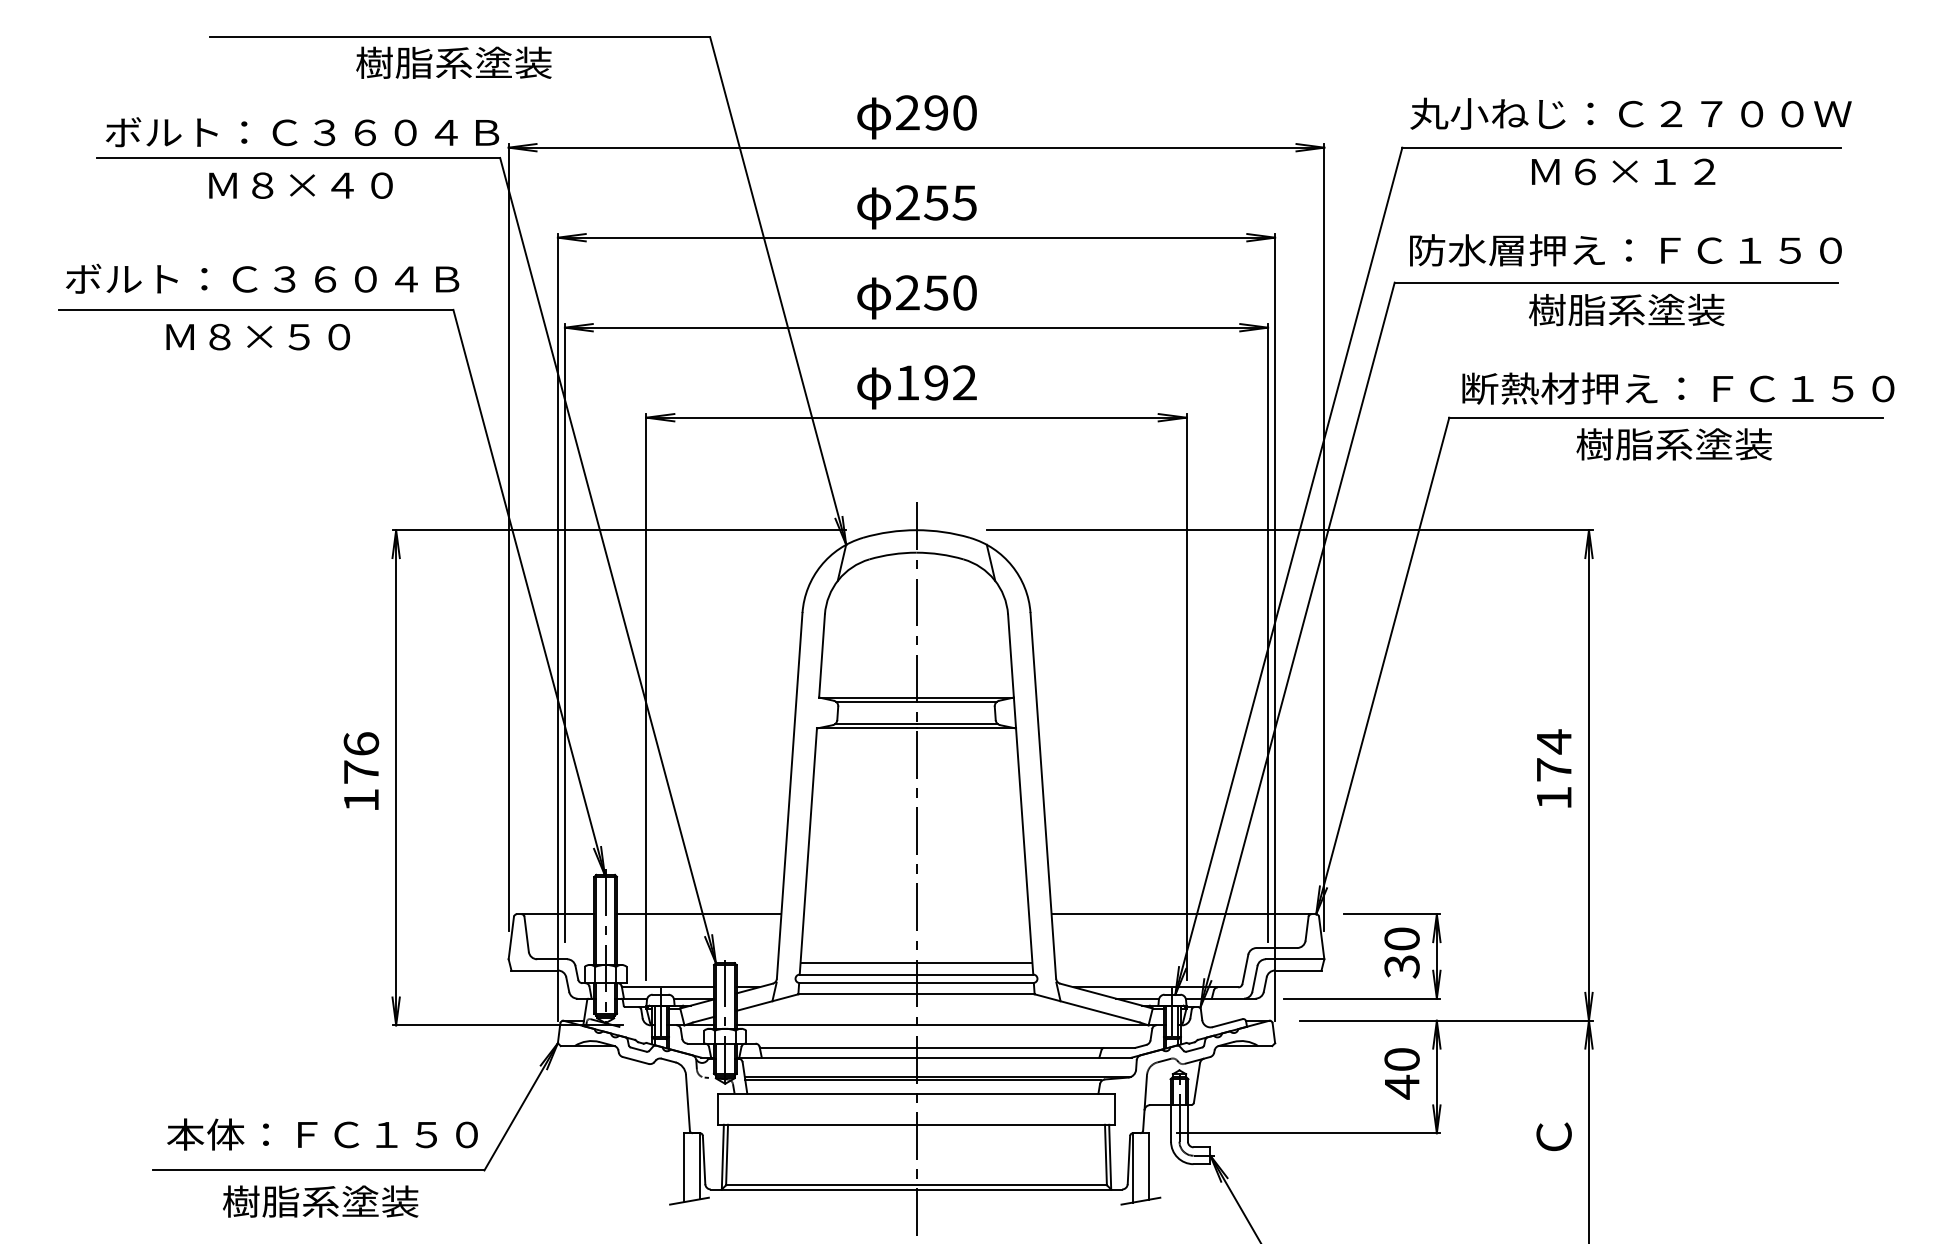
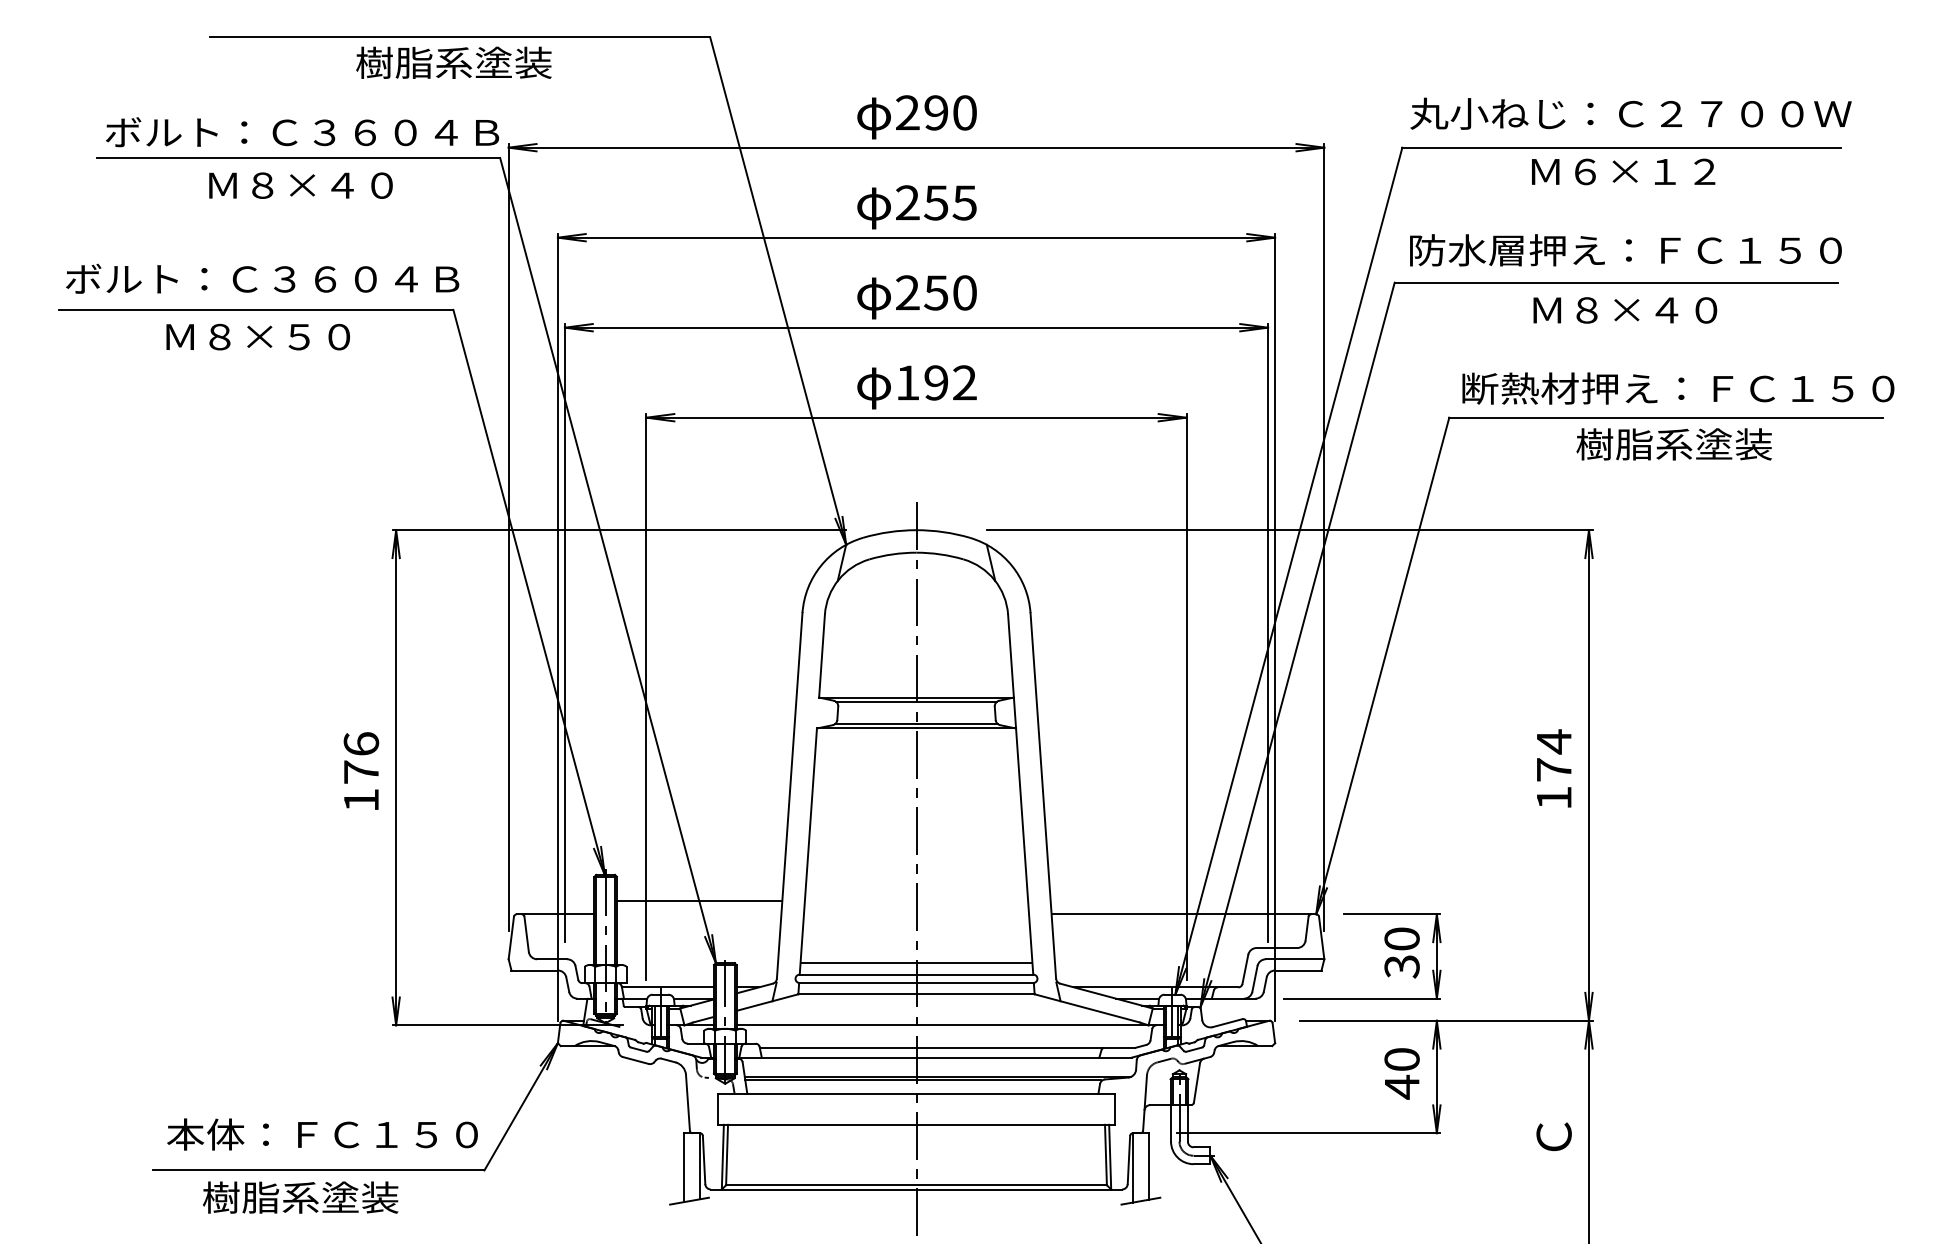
text: 樹脂系塗装 -> Ｍ８×４０ (1626, 309)
line position: (698, 914) -> (698, 901) (698, 901)
text position: (320, 1201) -> (300, 1197) (300, 1197)
